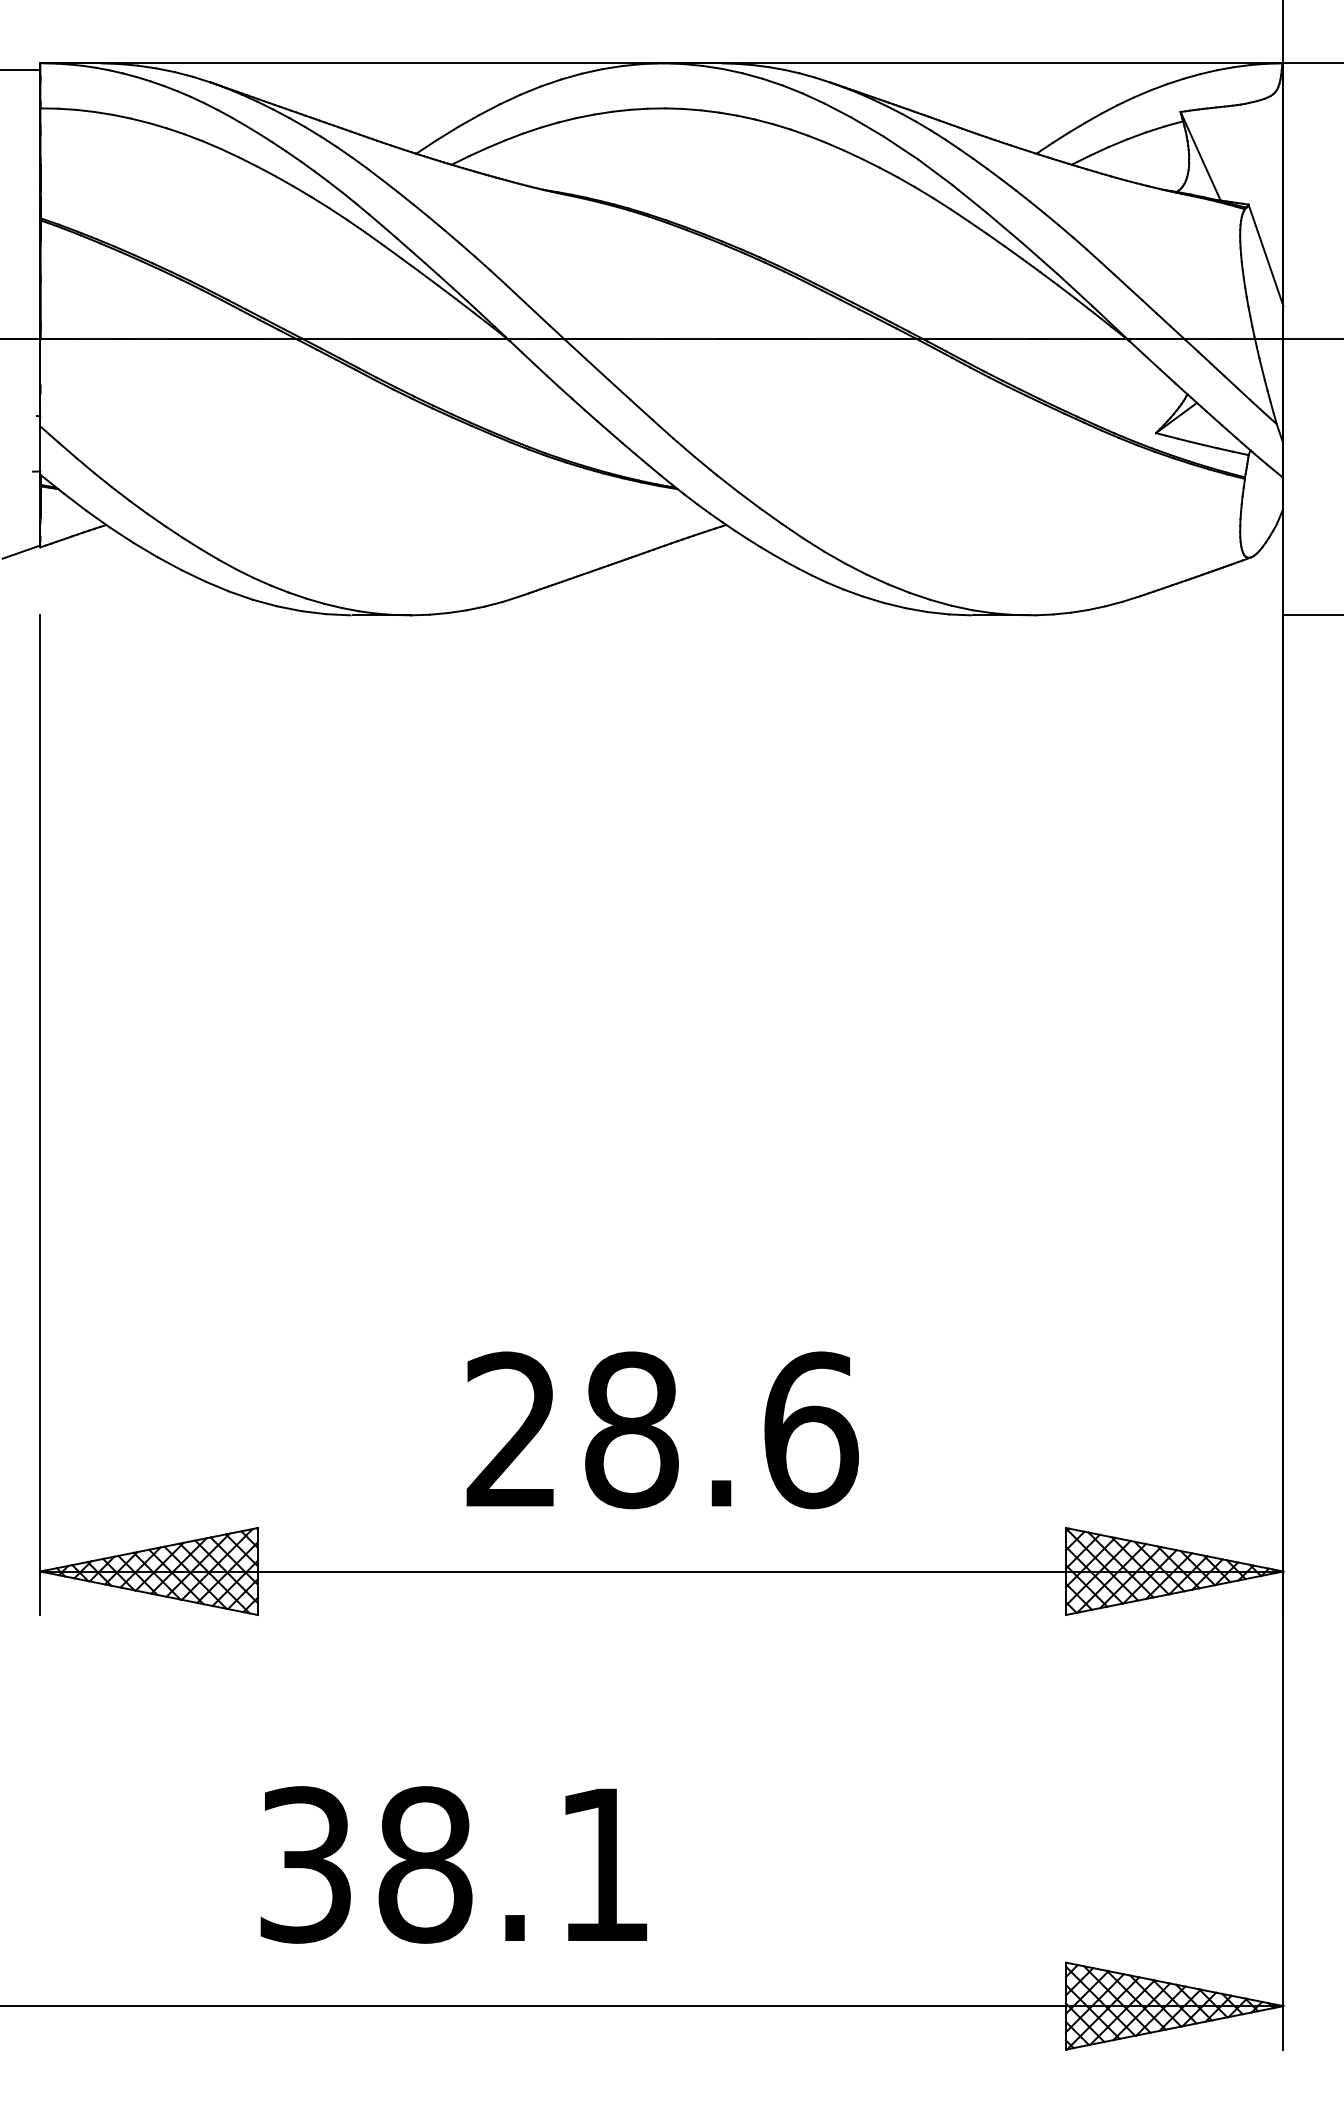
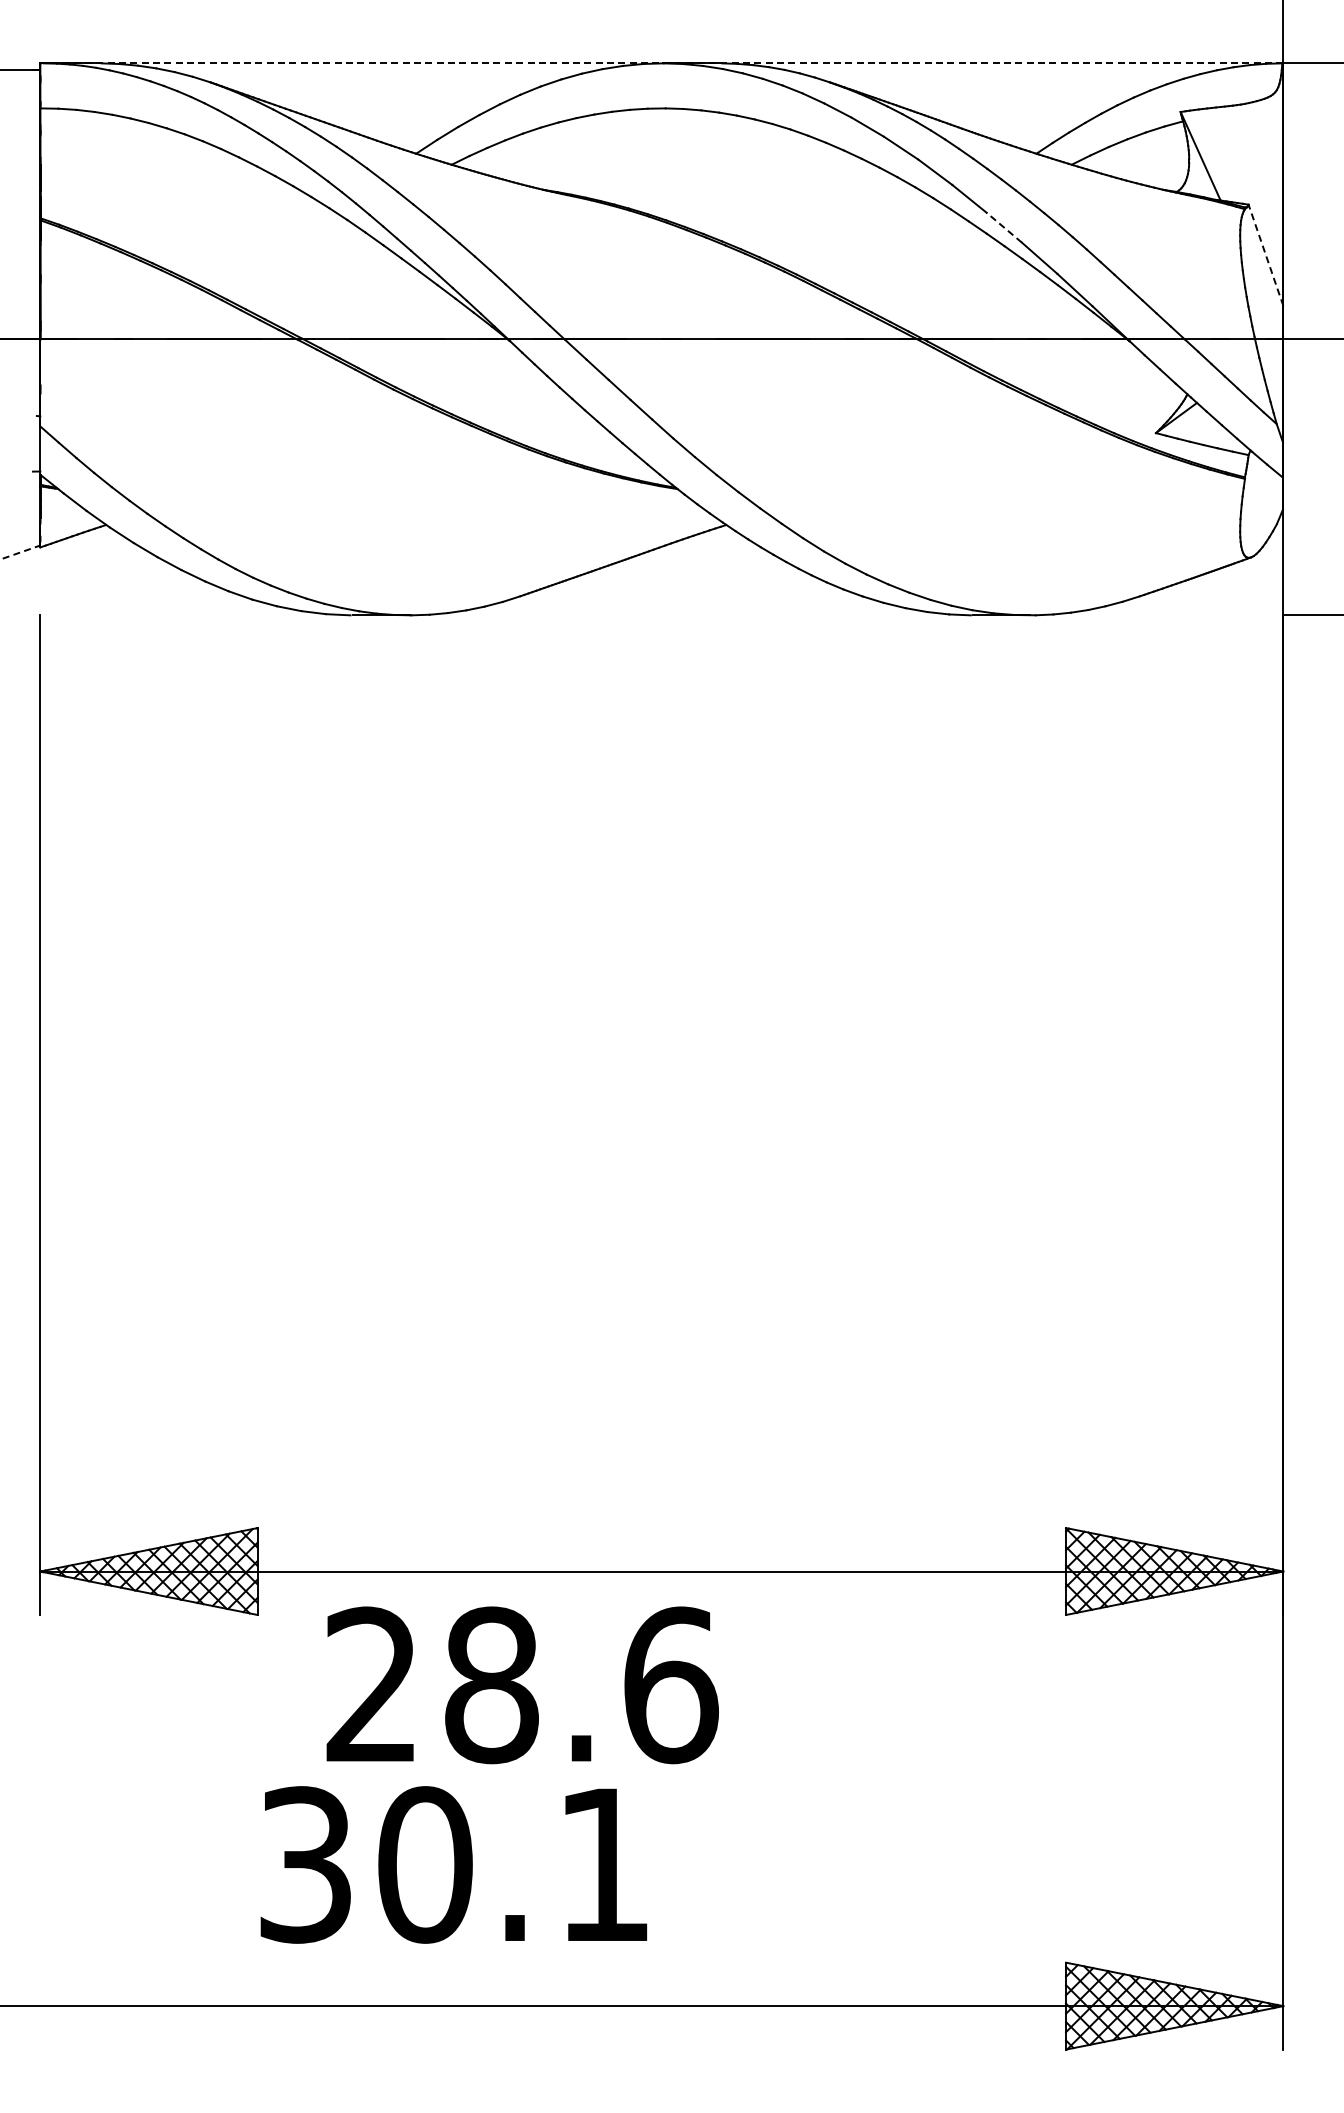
line: solid -> dashed (661, 63)
line: solid -> dashed (1003, 227)
line: solid -> dashed (1265, 255)
line: solid -> dashed (21, 552)
text position: (662, 1430) -> (522, 1685) (522, 1685)
text: 38.1 -> 30.1 (425, 1864)
